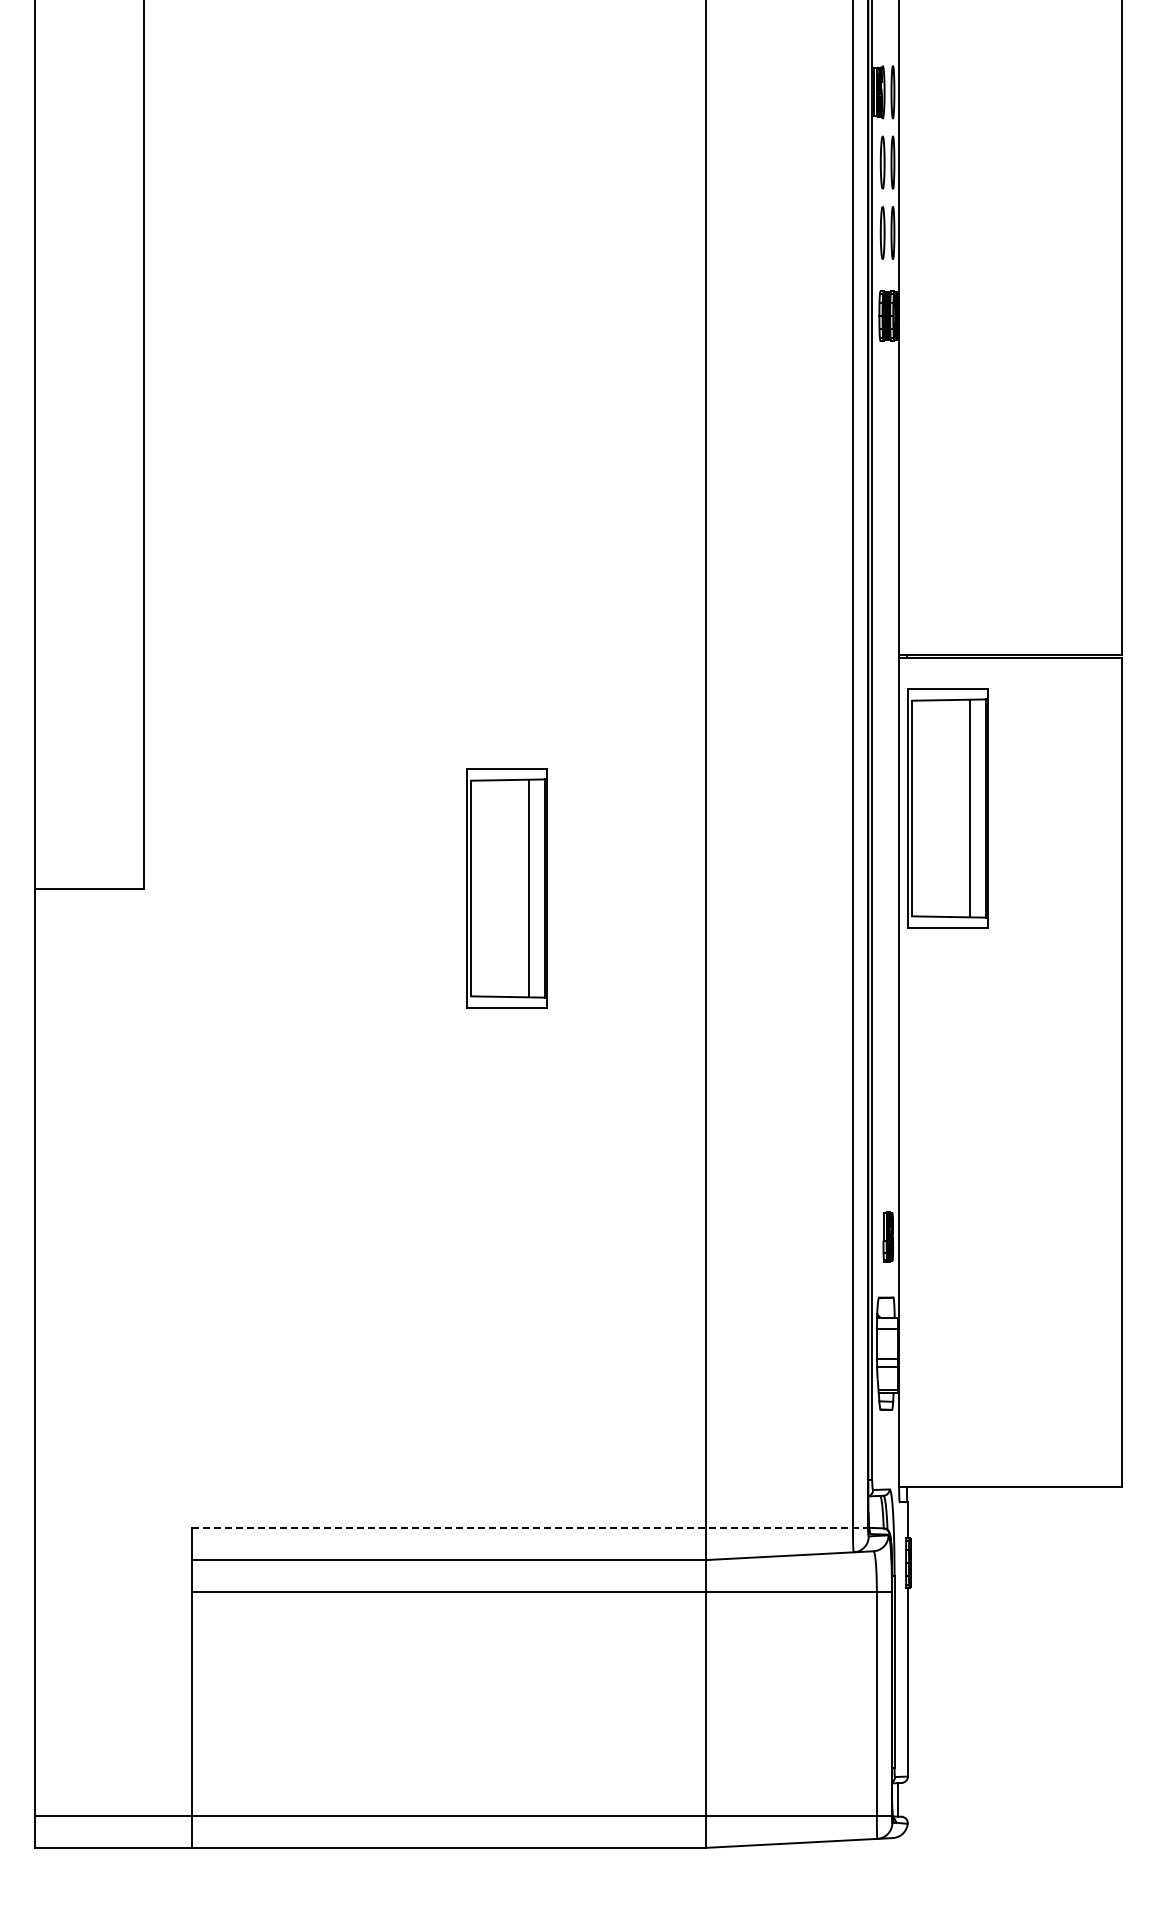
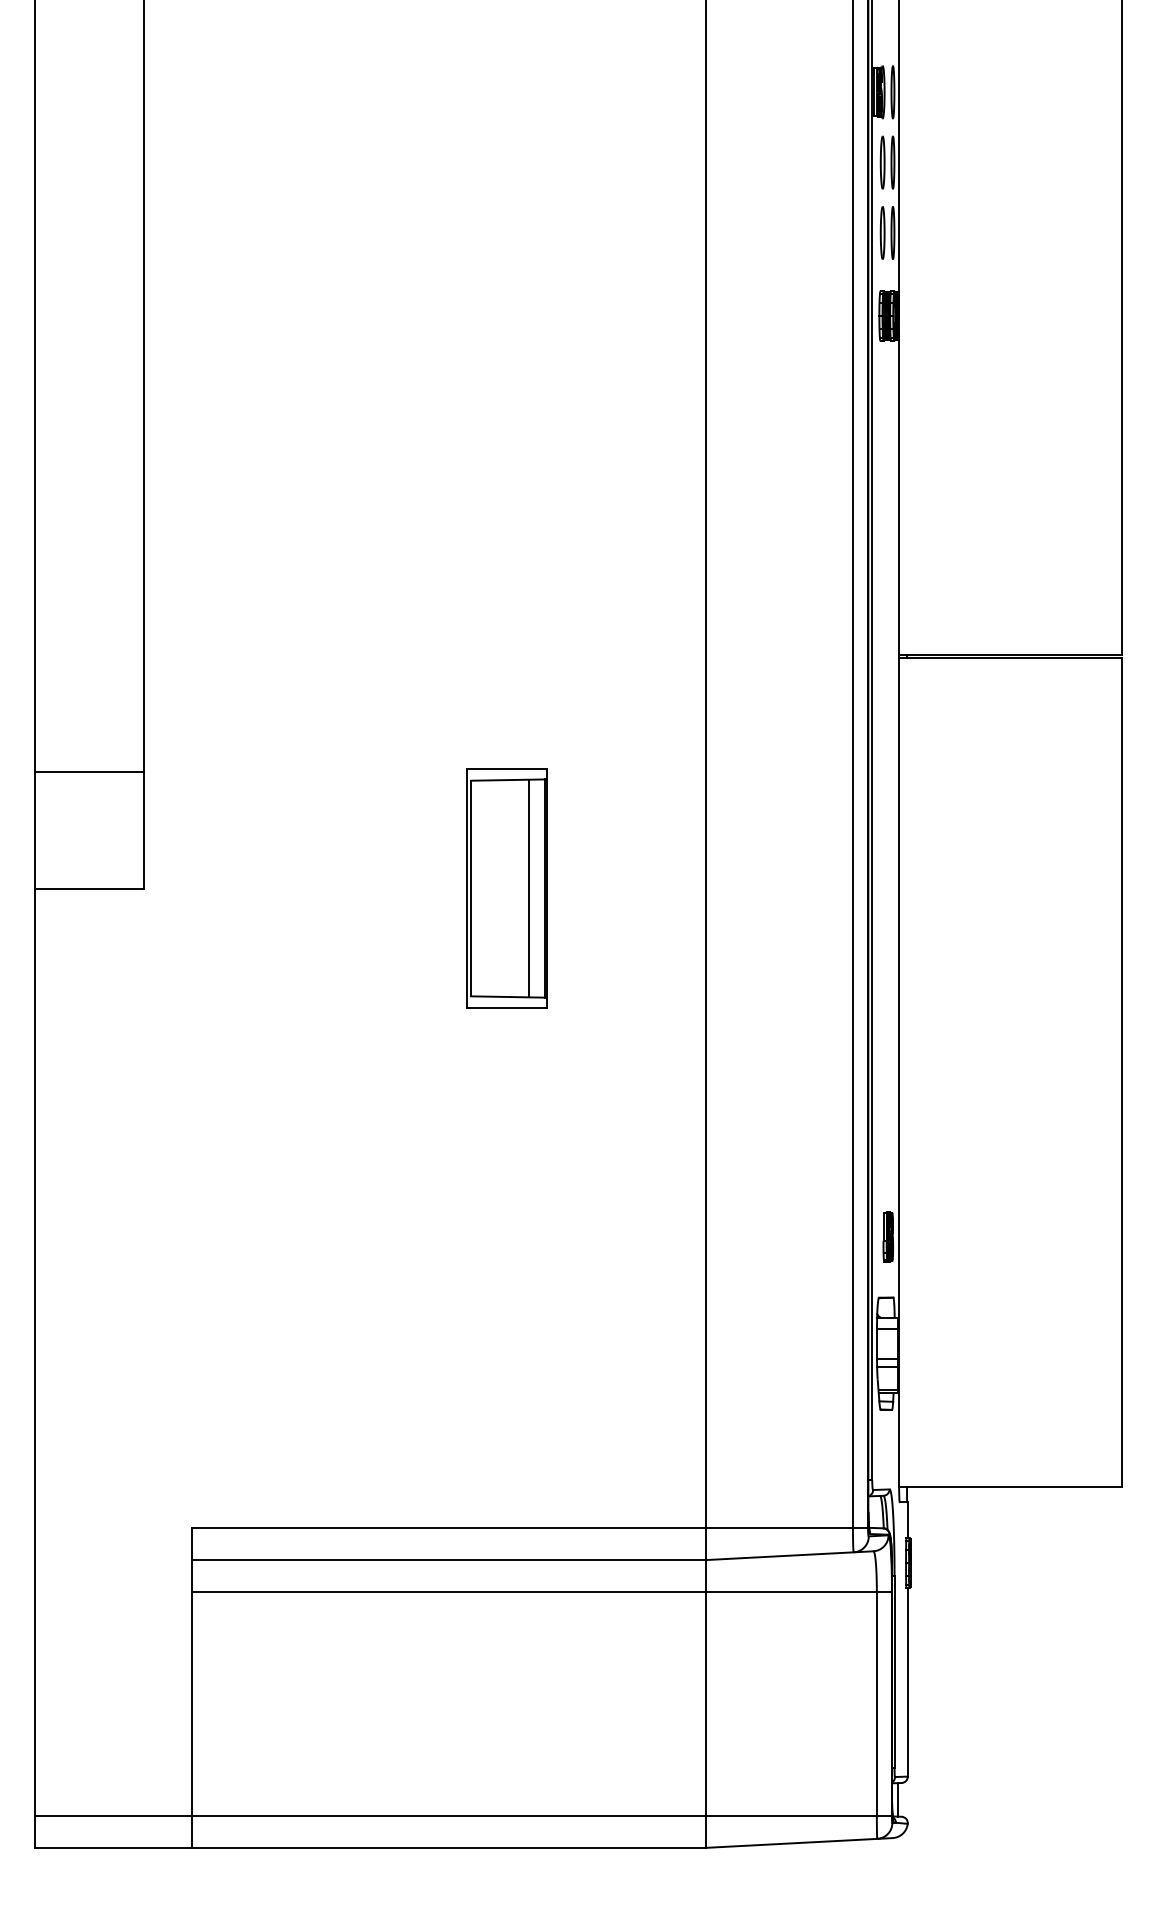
line: none -> present (88, 772)
part: present -> none (947, 808)
line: dashed -> solid (530, 1528)
